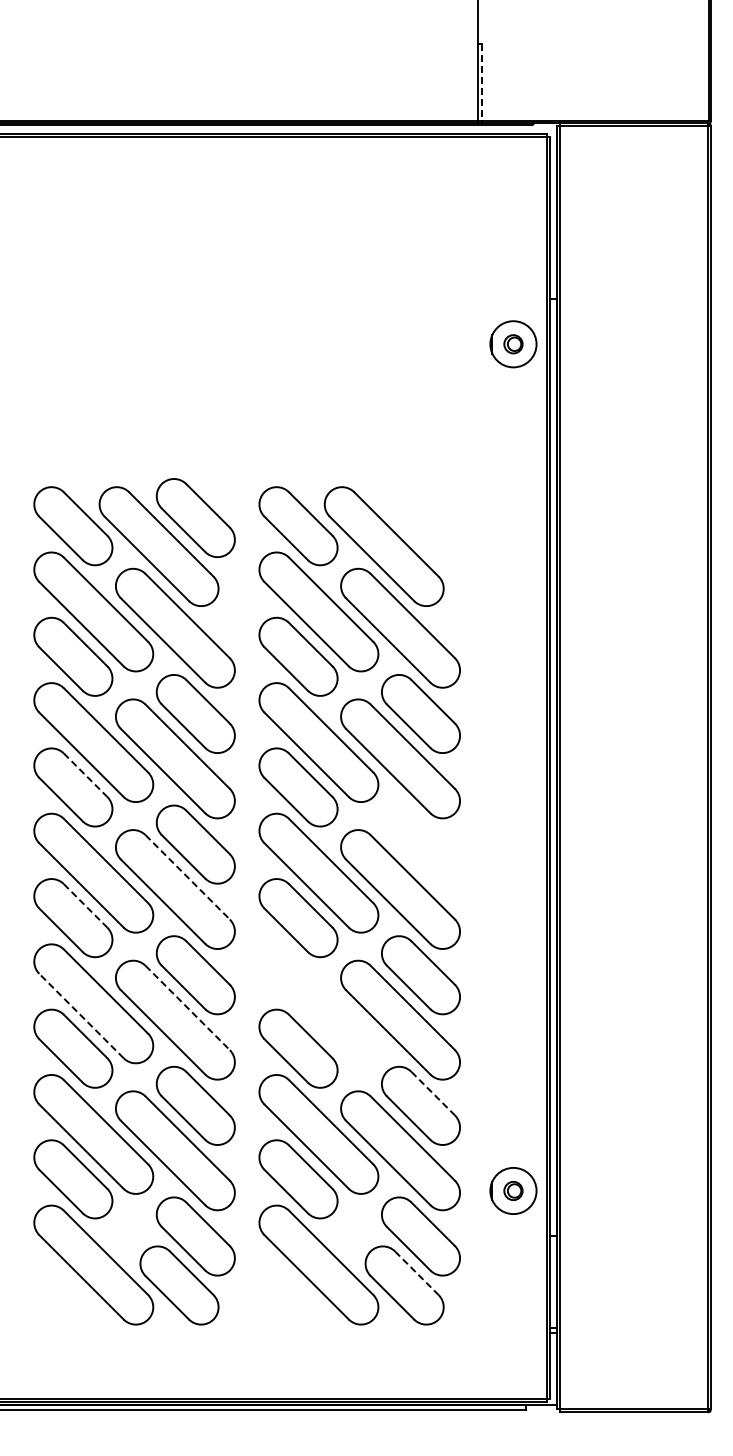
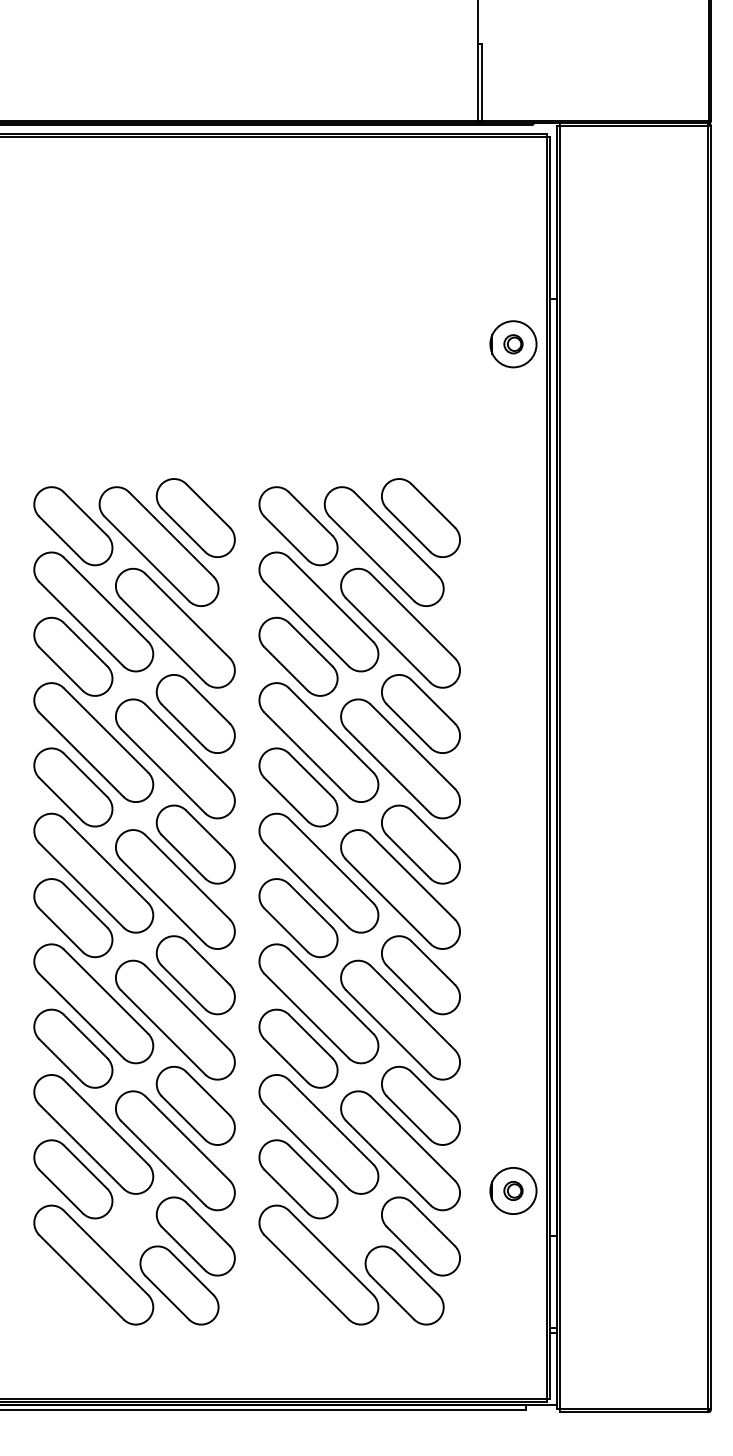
line: dashed -> solid (482, 82)
part: none -> present (420, 517)
line: dashed -> solid (85, 775)
part: none -> present (420, 844)
line: dashed -> solid (187, 877)
line: dashed -> solid (85, 905)
part: none -> present (318, 1003)
line: dashed -> solid (187, 1007)
line: dashed -> solid (81, 1016)
line: dashed -> solid (433, 1093)
line: dashed -> solid (416, 1273)
